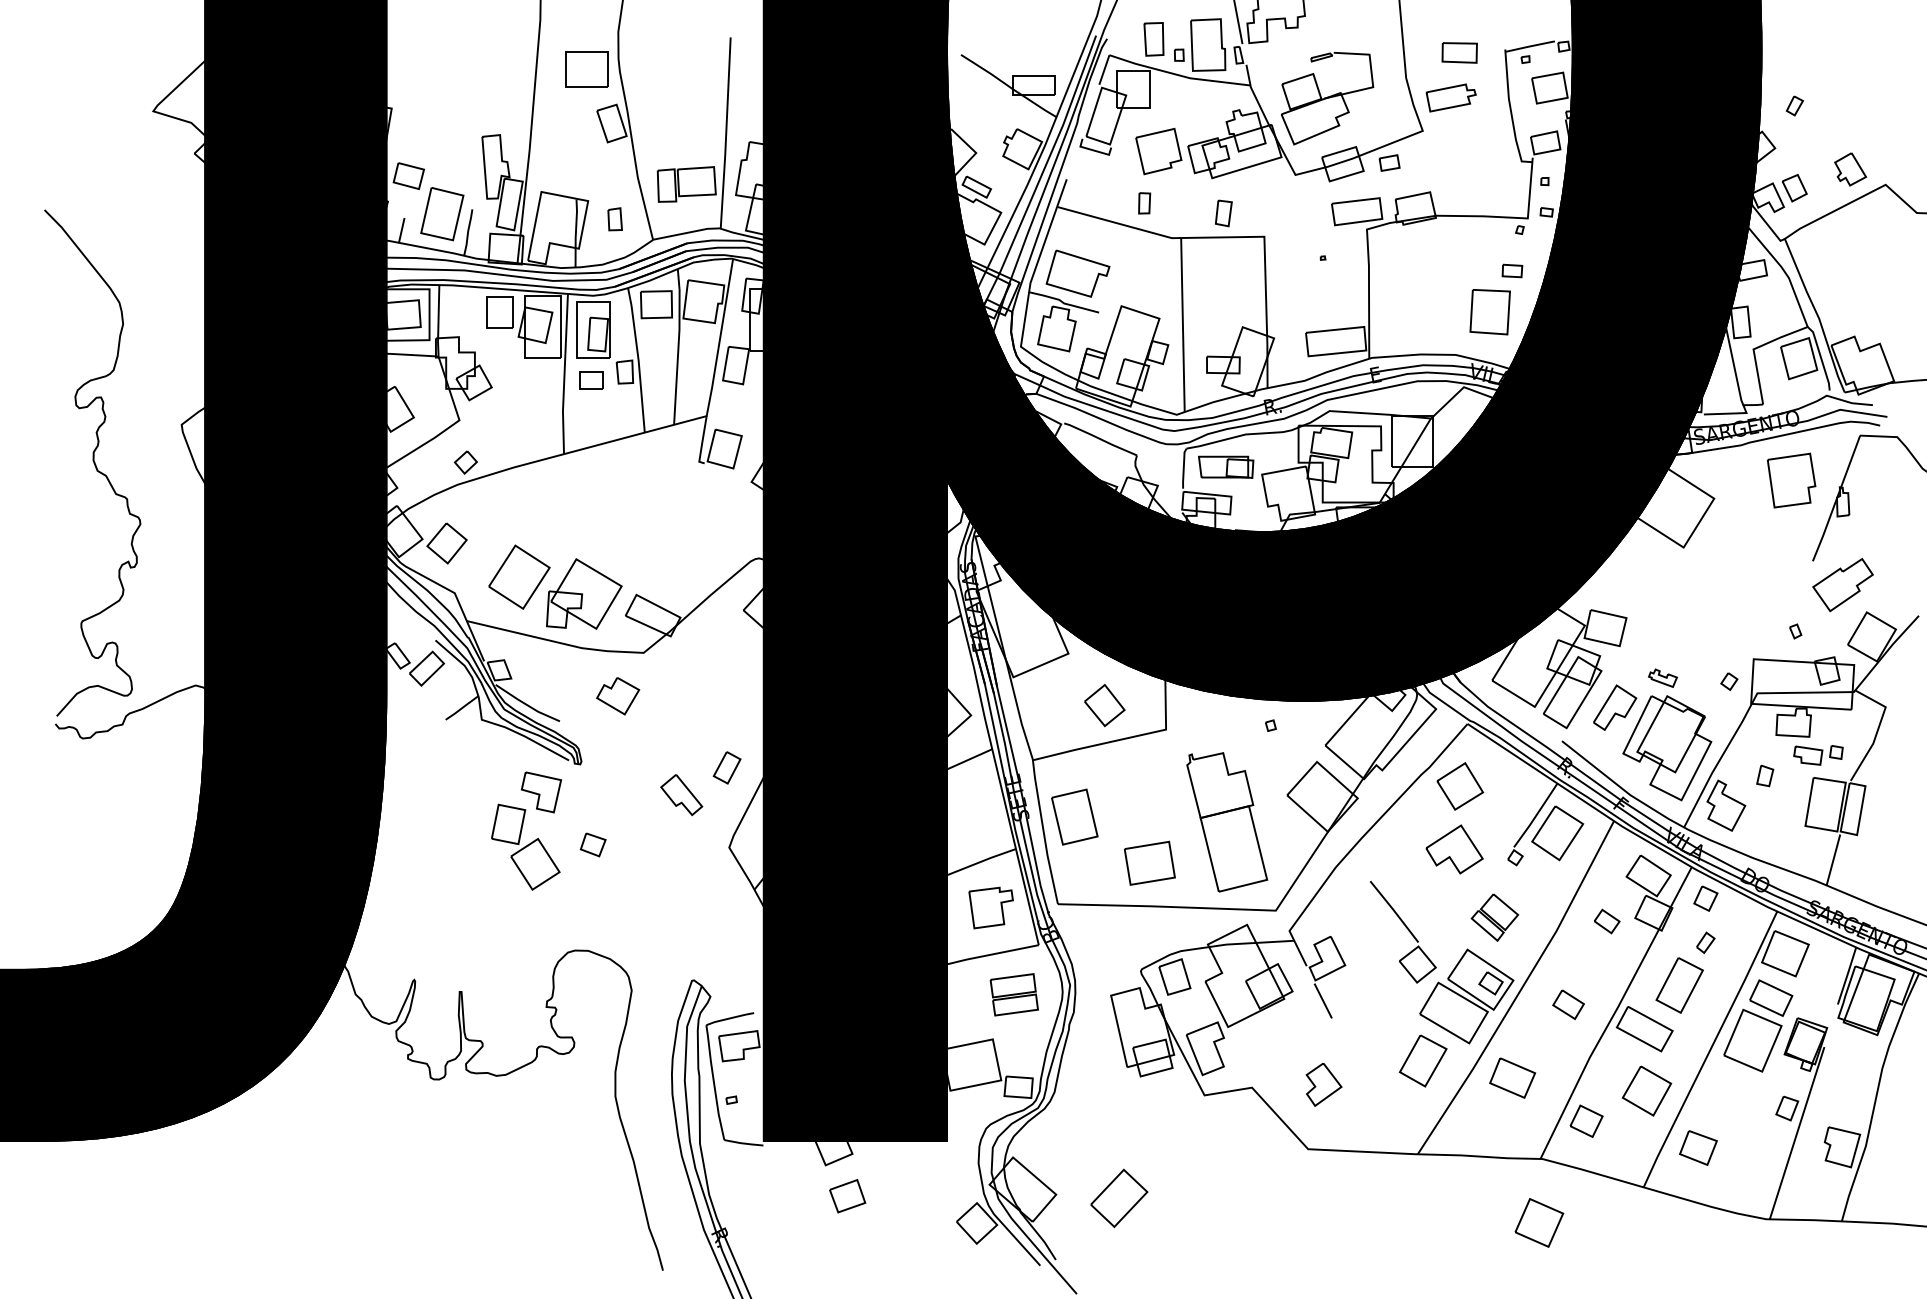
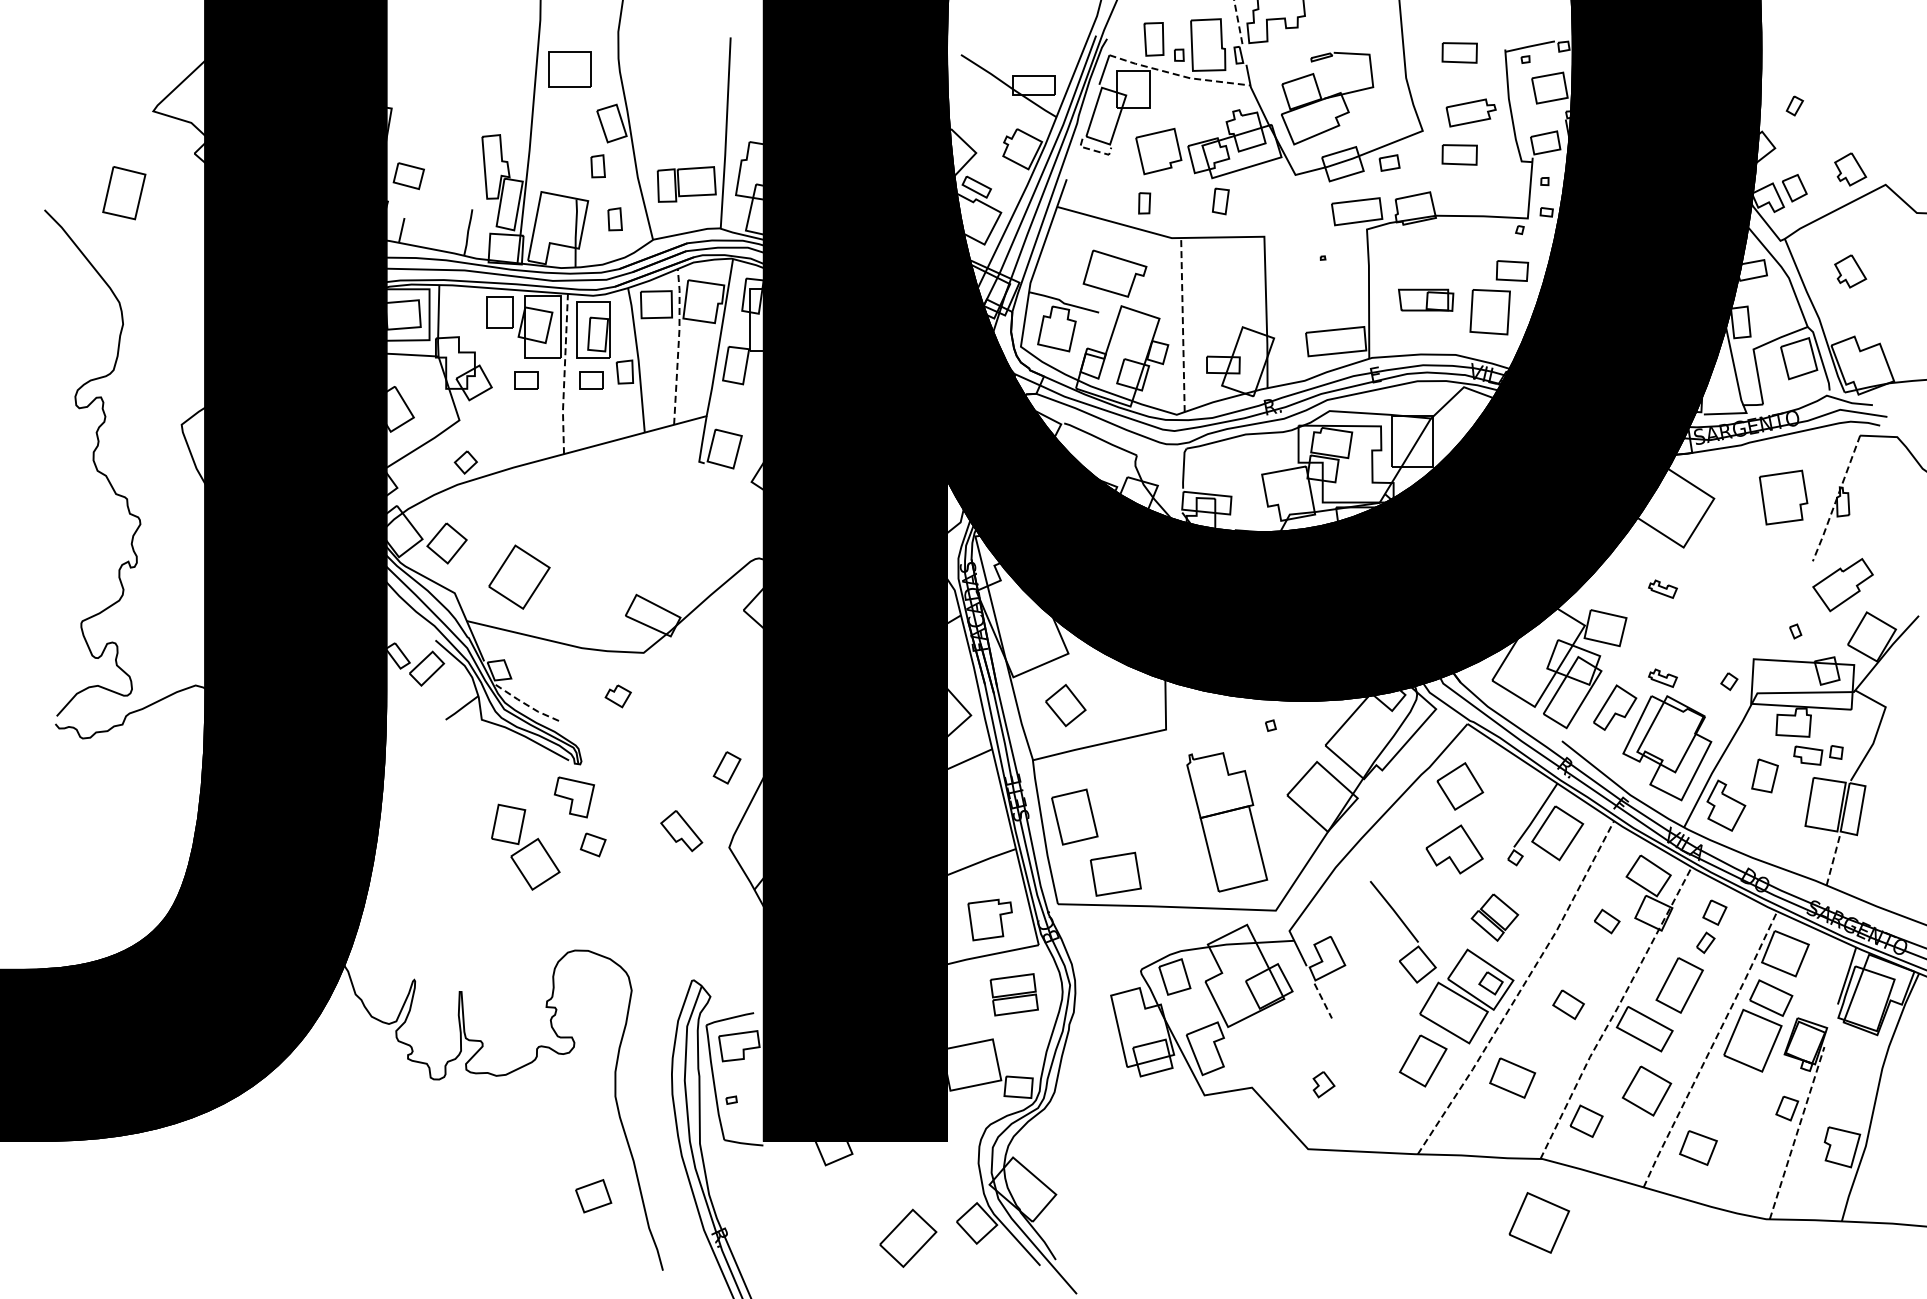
line: solid -> dashed (1238, 21)
part position: (586, 69) -> (569, 69) (569, 69)
line: solid -> dashed (1178, 75)
part position: (1450, 97) -> (1470, 112) (1470, 112)
line: solid -> dashed (1094, 150)
part: none -> present (1459, 154)
part: none -> present (597, 166)
part position: (1223, 213) -> (1220, 201) (1220, 201)
part position: (442, 214) -> (124, 193) (124, 193)
part size: 23x16 px -> 35x22 px (1512, 270)
part: none -> present (1850, 271)
part position: (1077, 273) -> (1114, 273) (1114, 273)
line: solid -> dashed (1182, 324)
line: solid -> dashed (678, 345)
line: solid -> dashed (564, 374)
part: none -> present (526, 380)
part position: (1226, 466) -> (1426, 299) (1426, 299)
part position: (1791, 480) -> (1783, 497) (1783, 497)
line: solid -> dashed (1836, 499)
part: none -> present (1662, 588)
part: present -> none (584, 593)
part size: 45x39 px -> 28x25 px (617, 696)
line: solid -> dashed (527, 705)
part position: (1104, 705) -> (1065, 705) (1065, 705)
part size: 19x24 px -> 28x36 px (1764, 775)
part position: (541, 792) -> (574, 797) (574, 797)
part position: (681, 795) -> (681, 831) (681, 831)
line: solid -> dashed (1833, 858)
part position: (1149, 862) -> (1115, 873) (1115, 873)
part position: (1705, 898) -> (1714, 912) (1714, 912)
part position: (990, 907) -> (989, 919) (989, 919)
line: solid -> dashed (1520, 990)
line: solid -> dashed (1323, 1001)
line: solid -> dashed (1615, 1012)
line: solid -> dashed (1710, 1049)
part size: 38x45 px -> 24x28 px (1323, 1084)
line: solid -> dashed (1797, 1132)
part position: (847, 1196) -> (593, 1196) (593, 1196)
part position: (1119, 1197) -> (908, 1237) (908, 1237)
part size: 51x50 px -> 62x62 px (1538, 1222)
